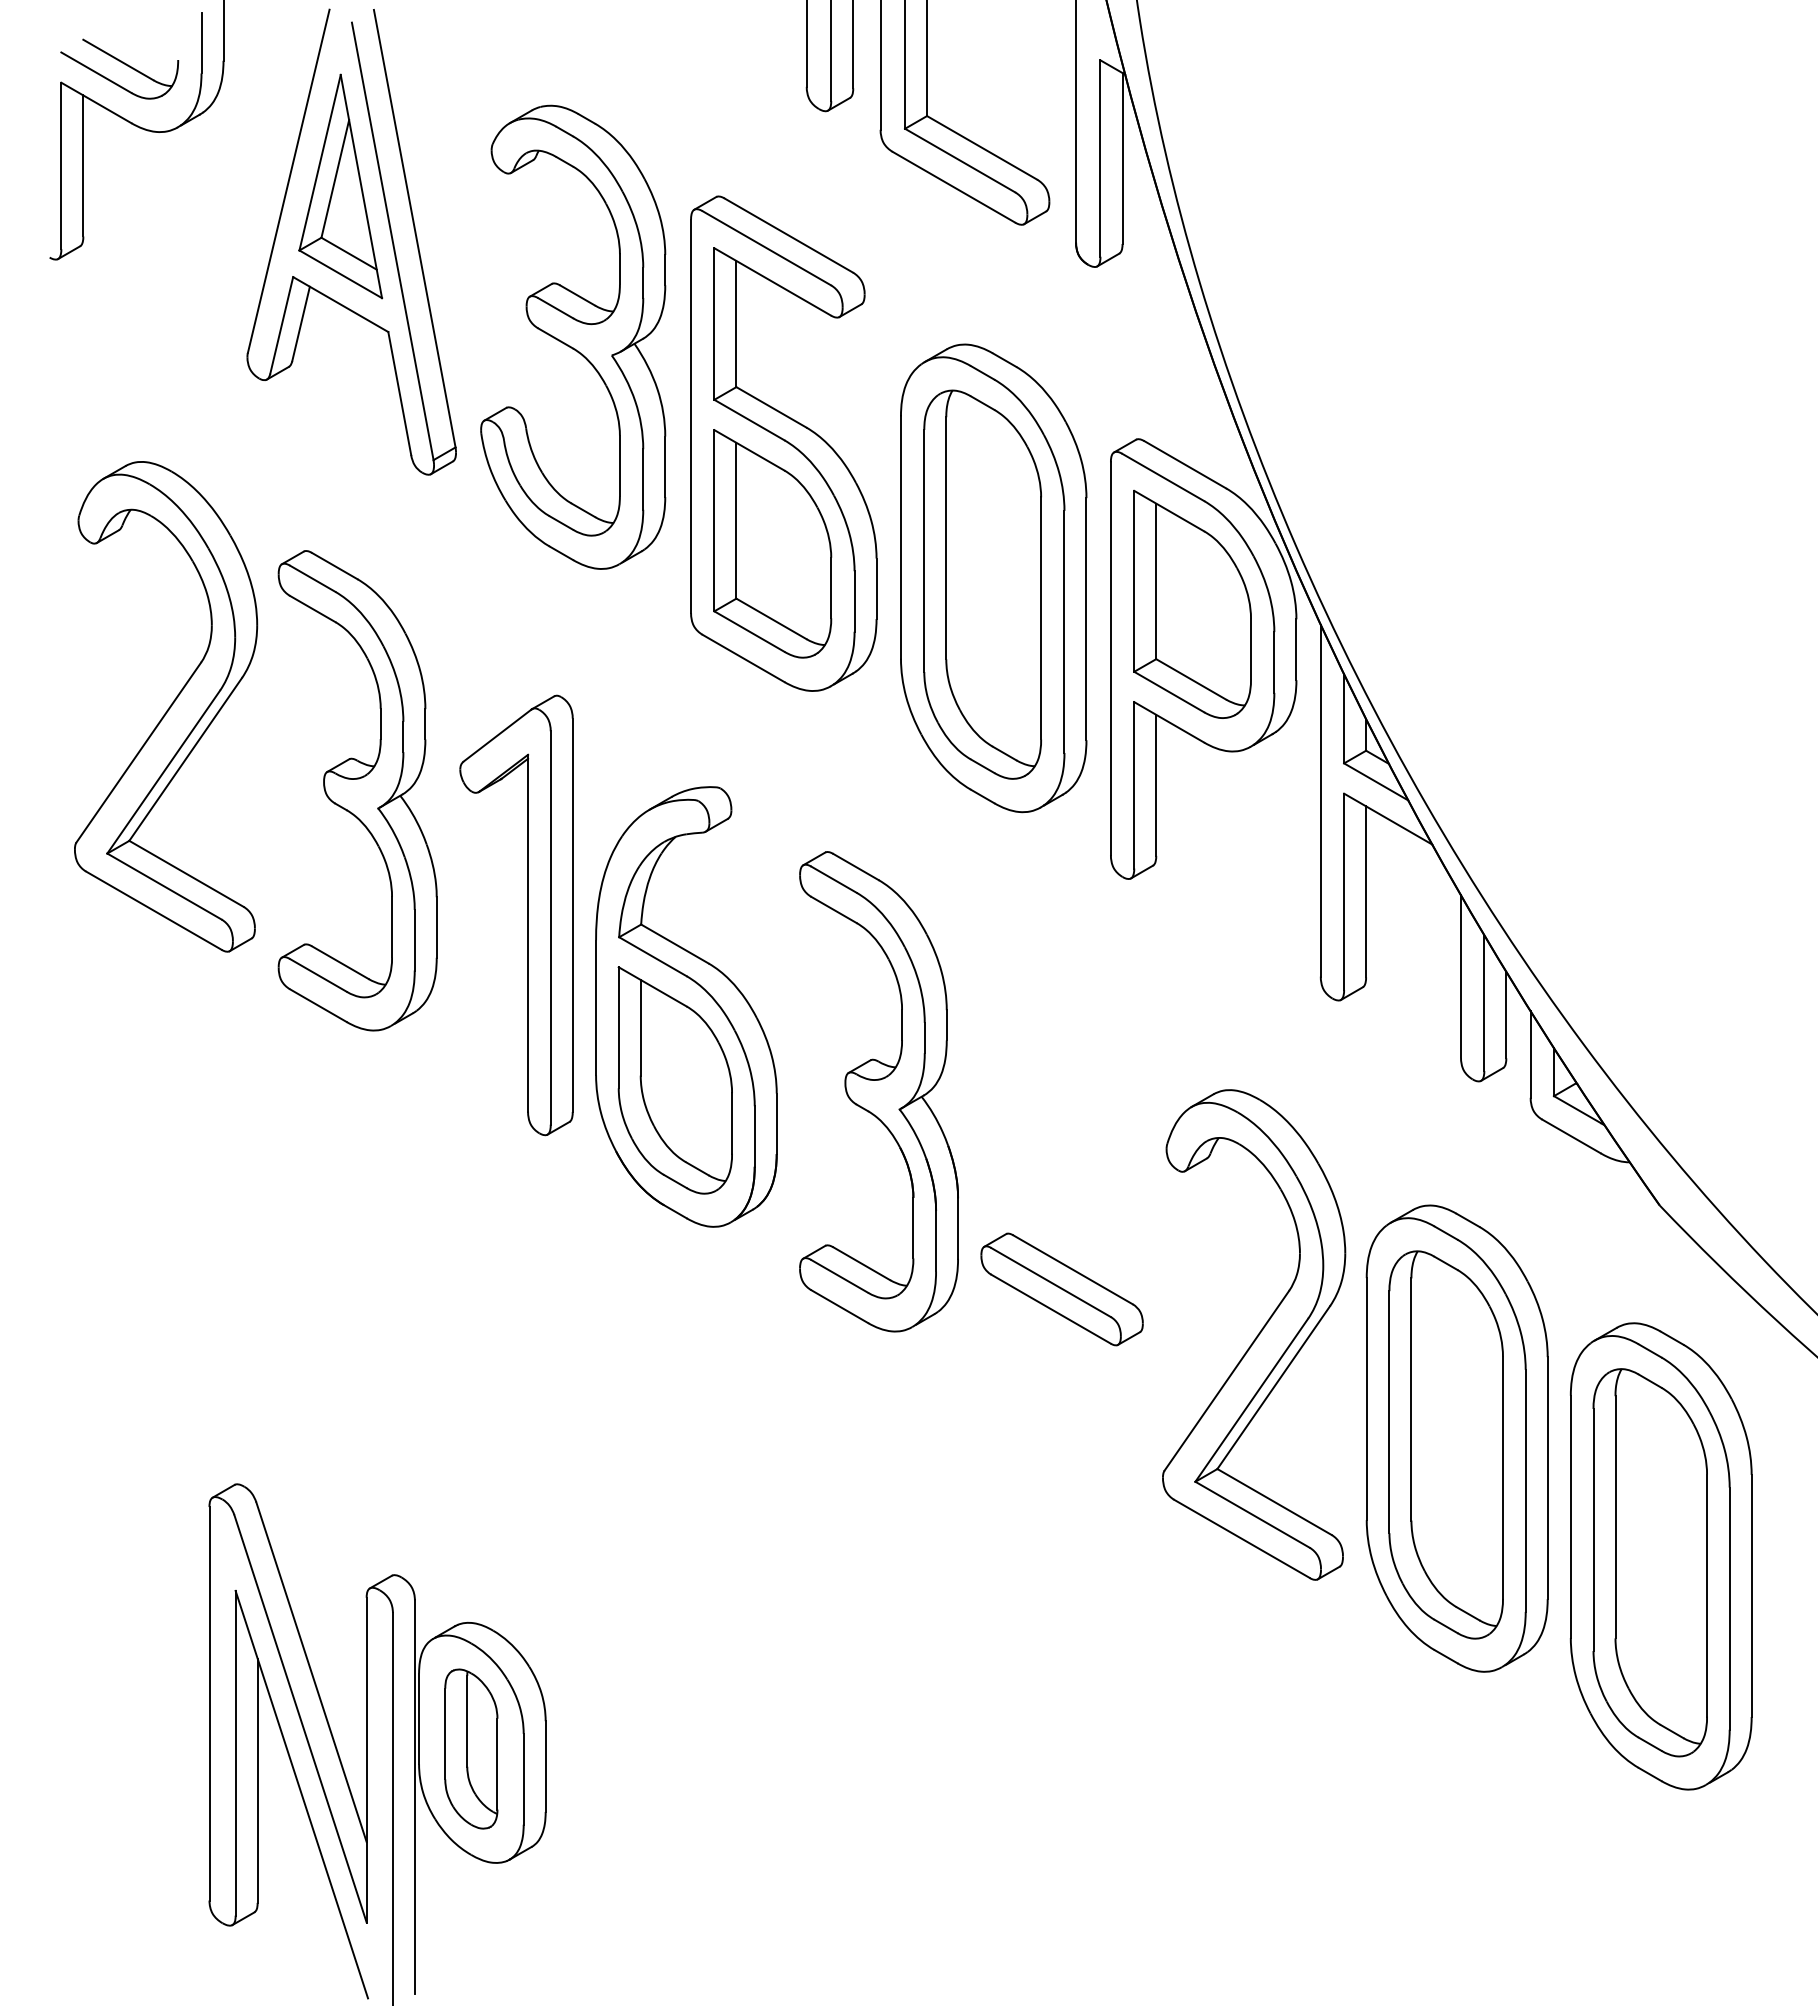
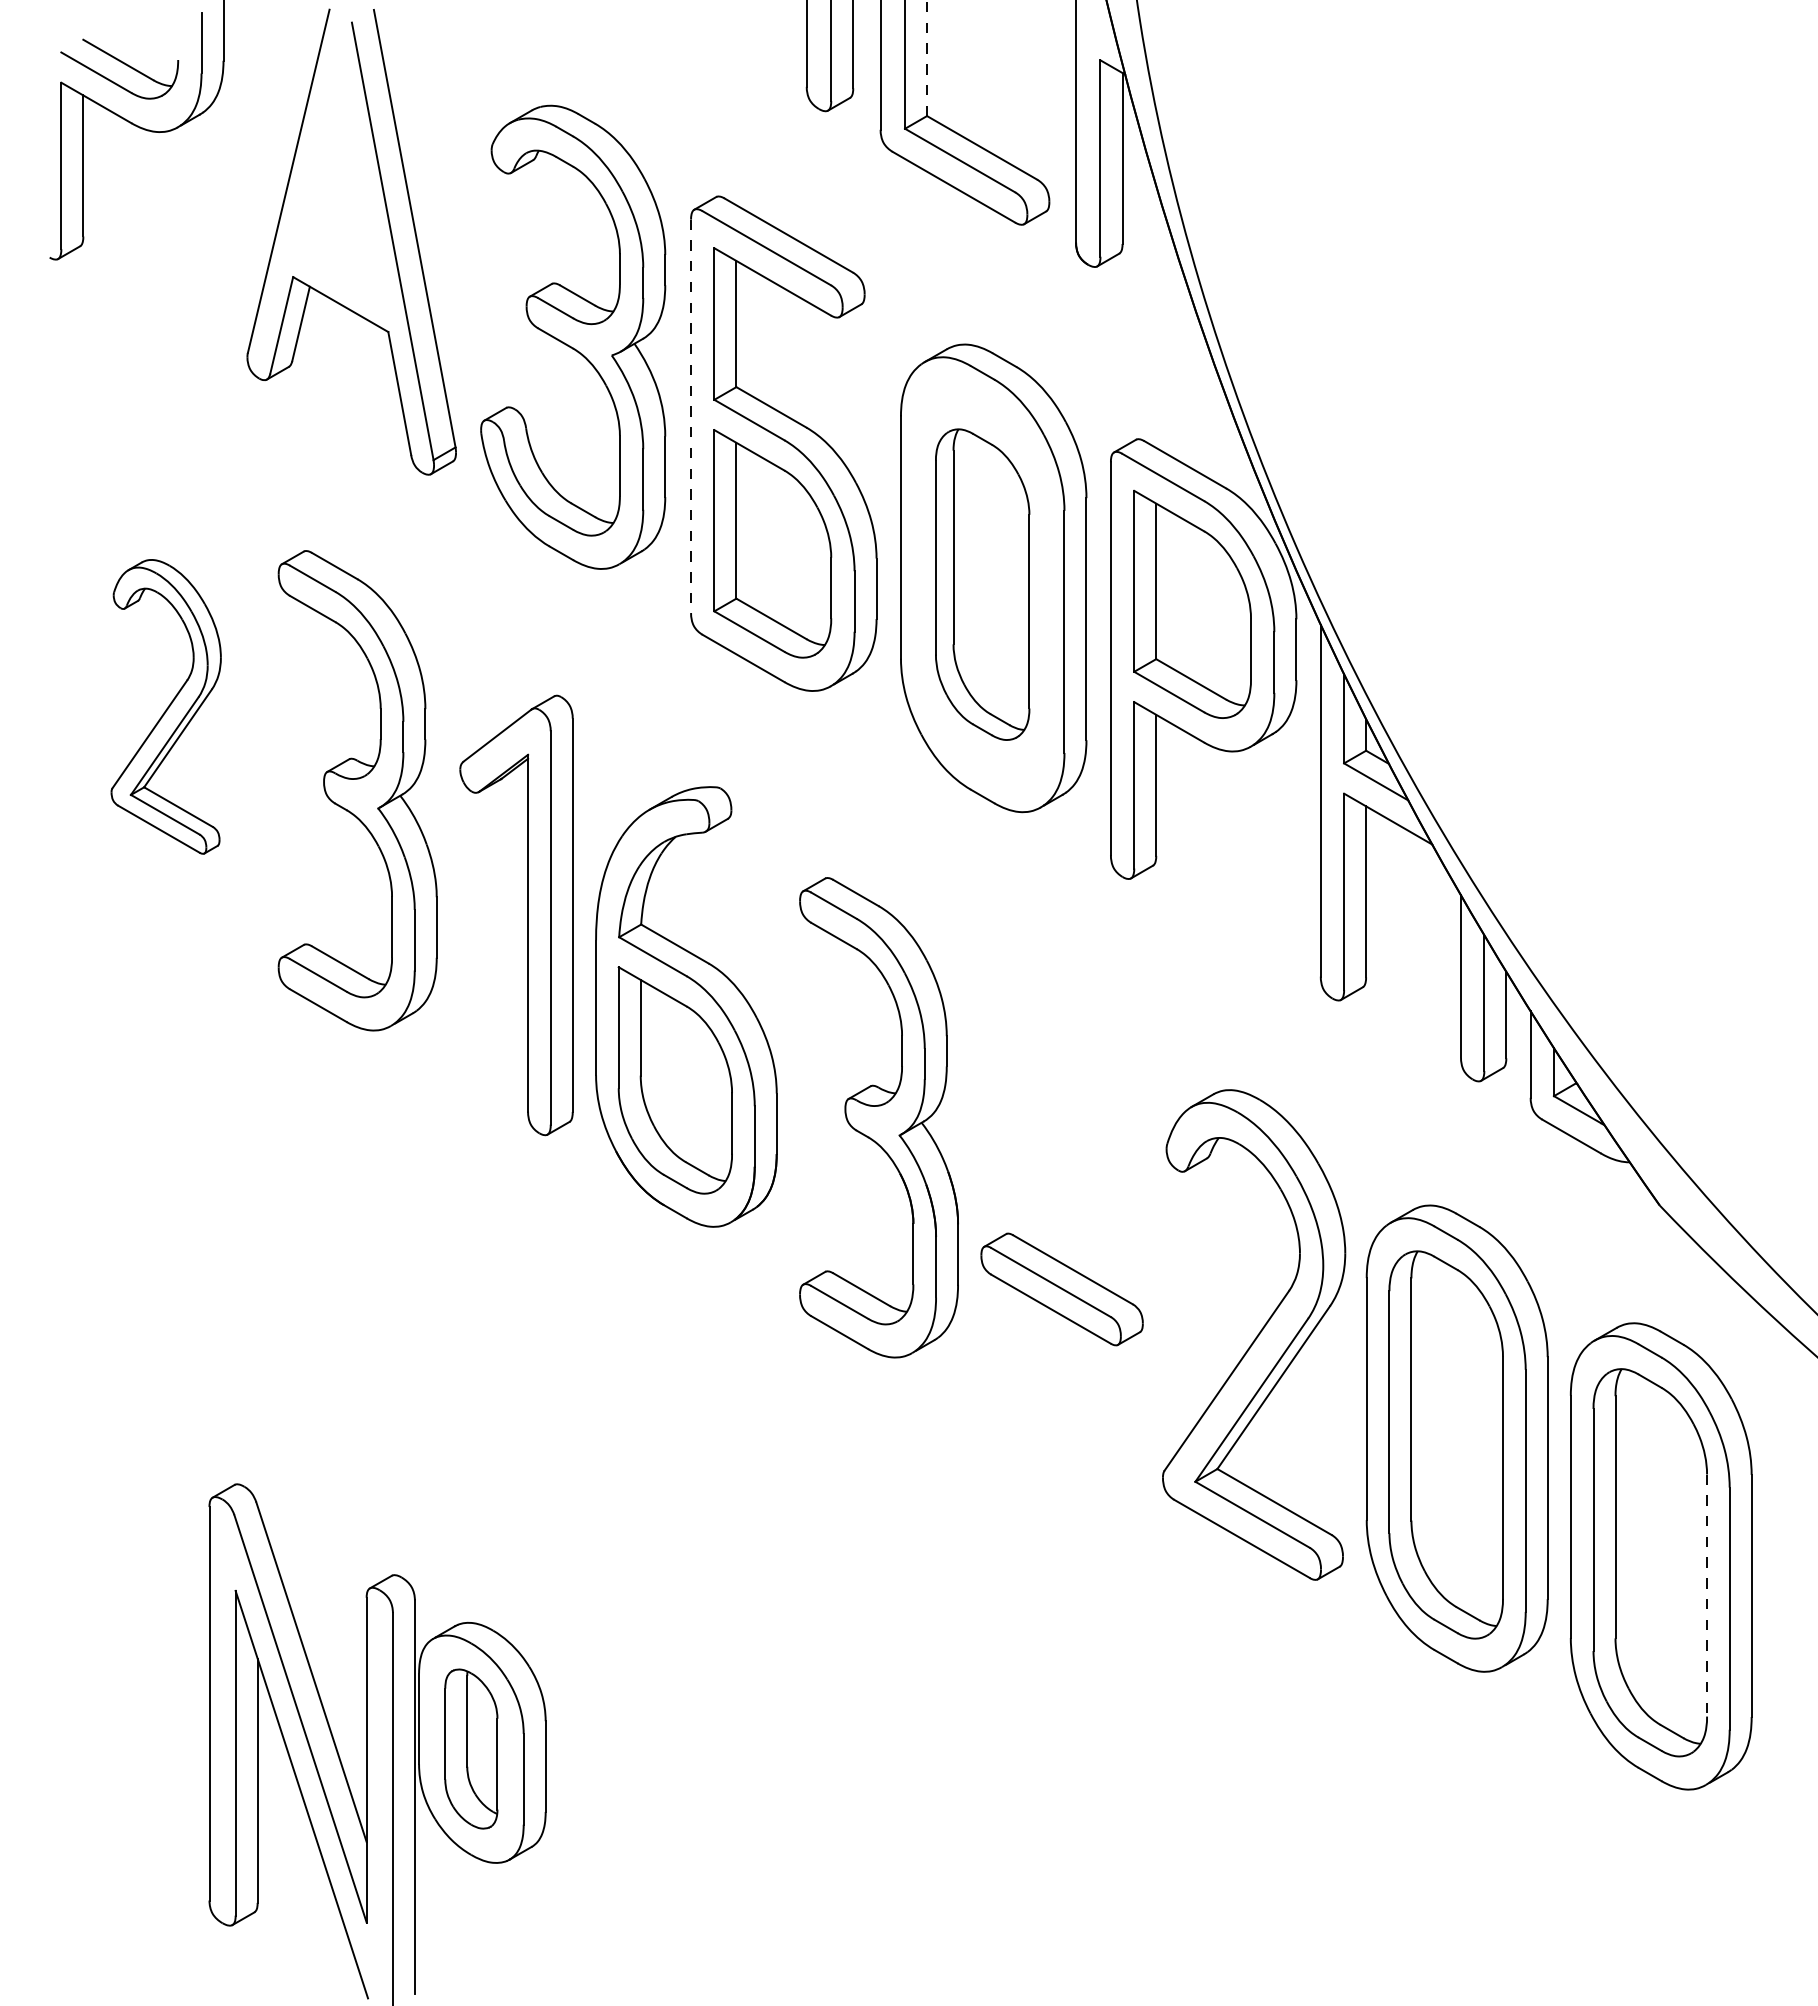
line: solid -> dashed (927, 58)
part: present -> none (340, 186)
line: solid -> dashed (691, 416)
part size: 119x391 px -> 96x313 px (982, 584)
part size: 185x492 px -> 112x296 px (165, 706)
part position: (878, 1091) -> (878, 1117) (878, 1117)
line: solid -> dashed (1707, 1596)
